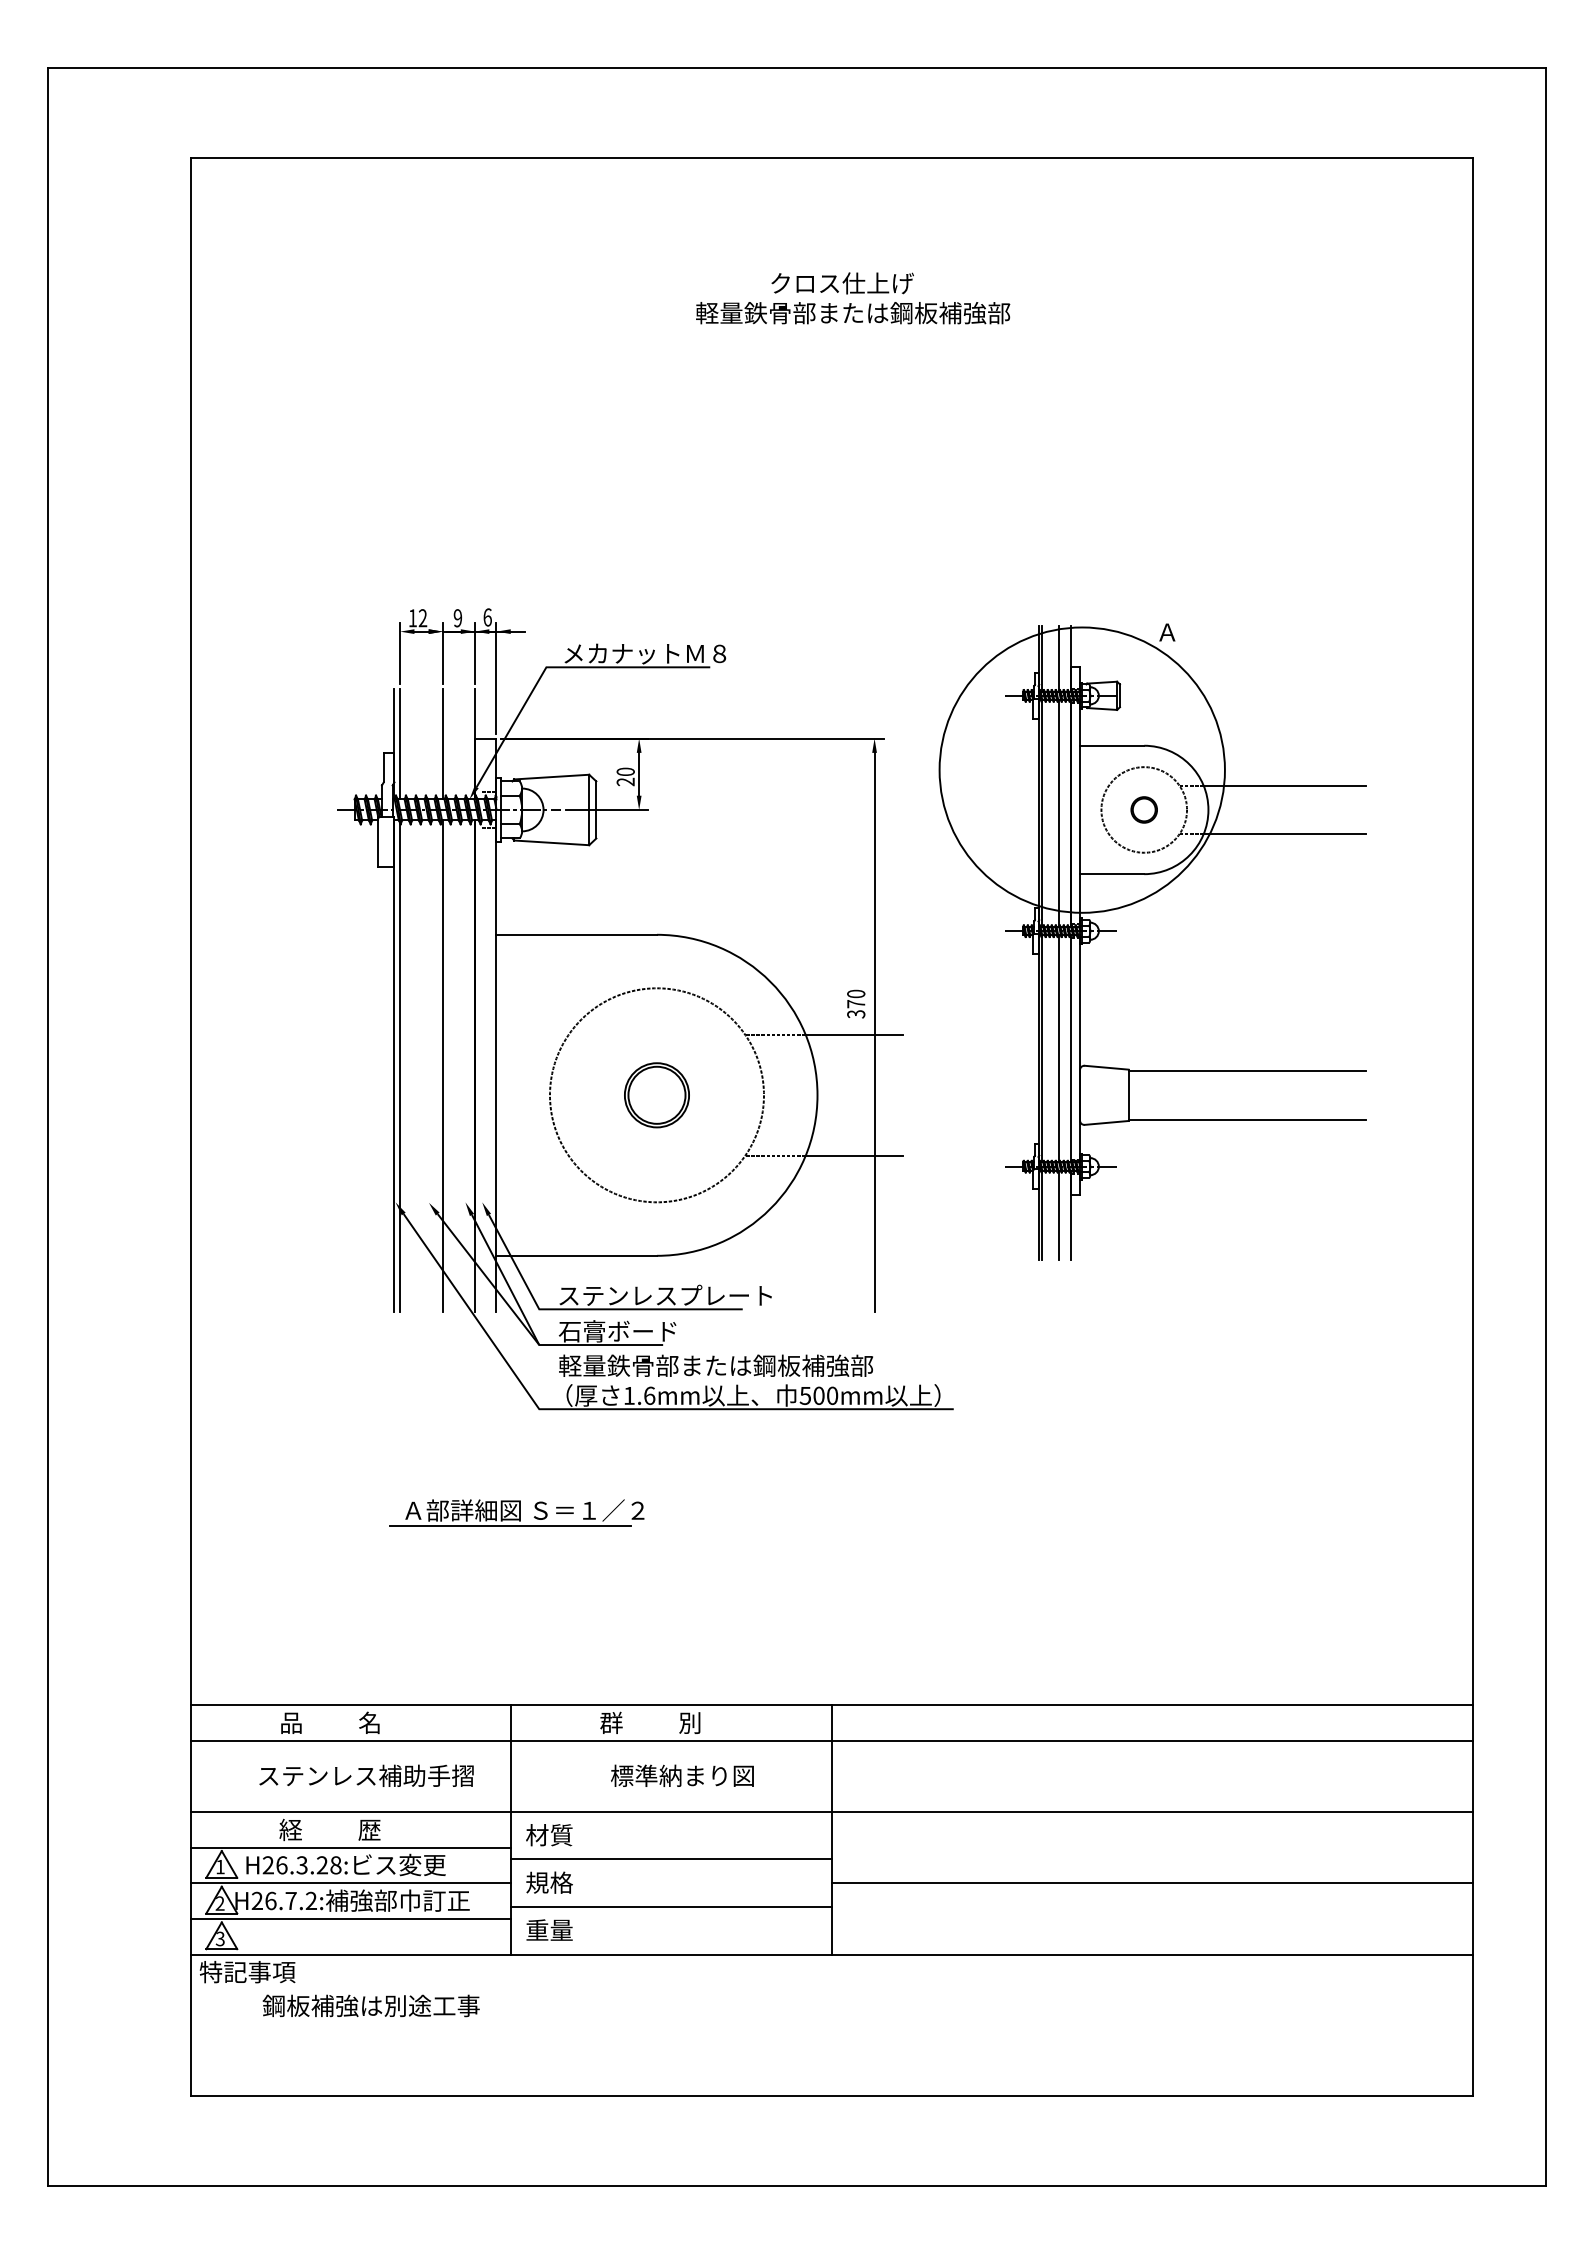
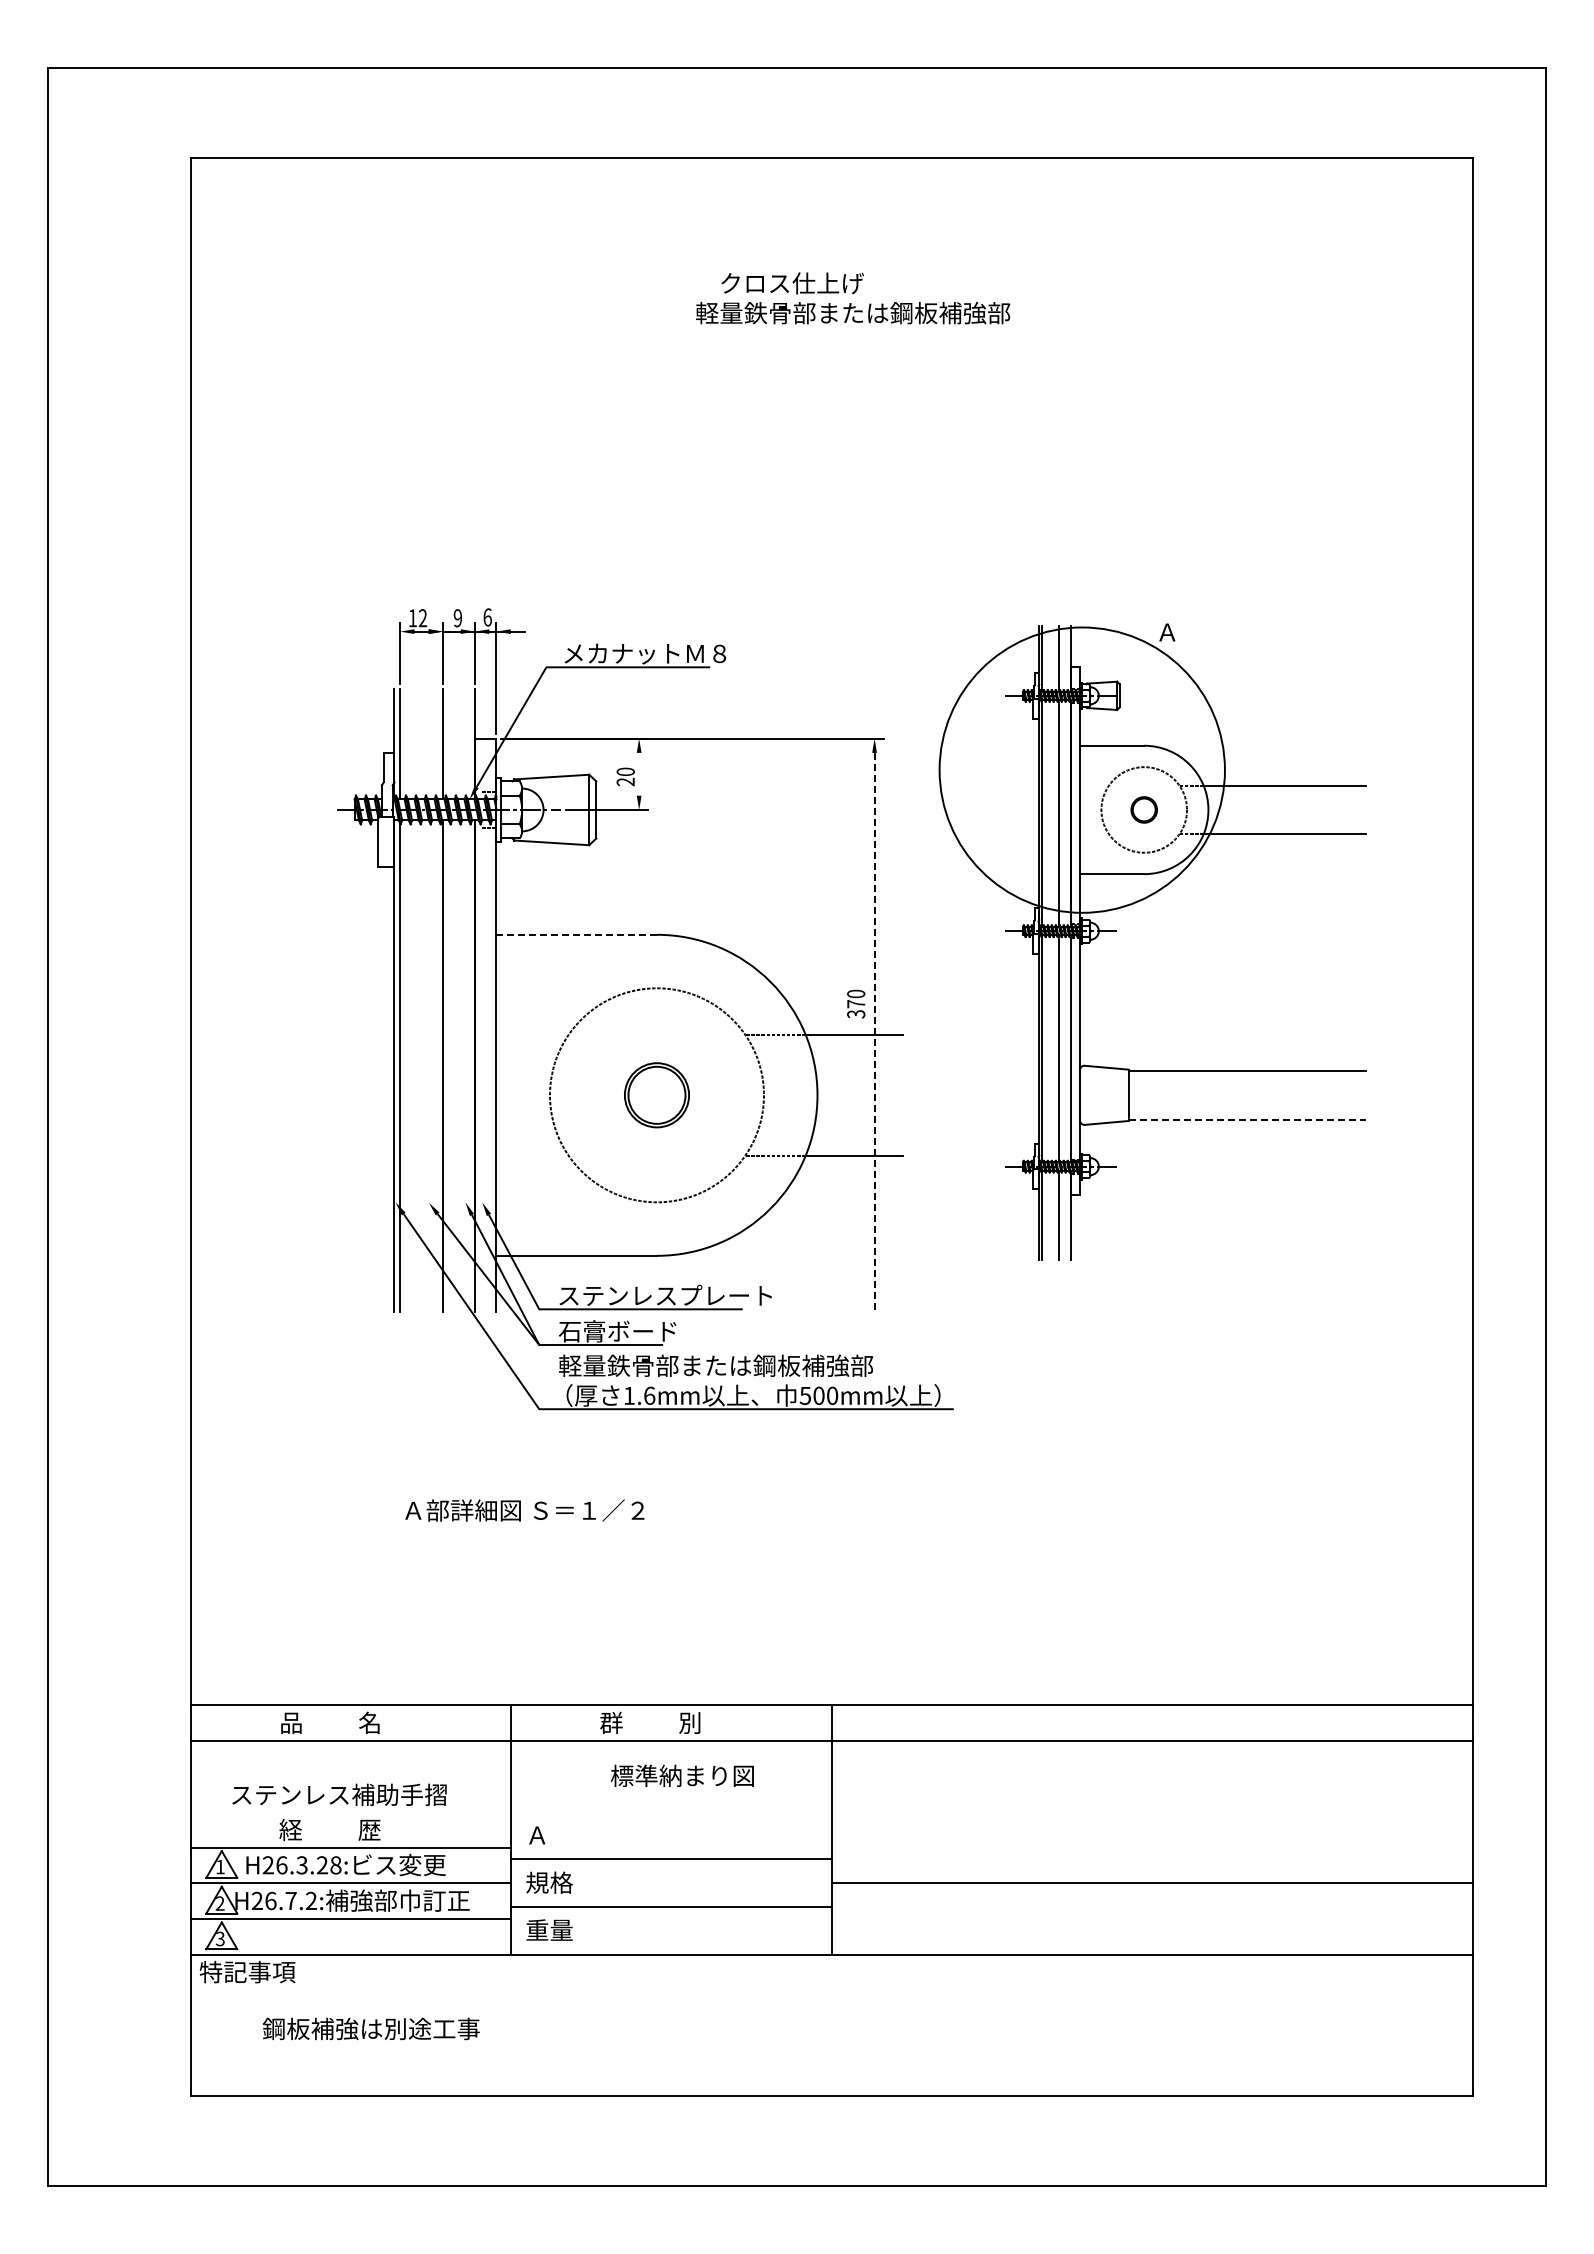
text position: (842, 283) -> (792, 283) (792, 283)
line: present -> none (639, 773)
line: solid -> dashed (576, 934)
line: solid -> dashed (874, 1032)
line: solid -> dashed (1247, 1119)
line: present -> none (510, 1526)
text position: (366, 1775) -> (339, 1794) (339, 1794)
line: present -> none (831, 1811)
text: 材質 -> Ａ (549, 1835)
text position: (370, 2005) -> (370, 2028) (370, 2028)
